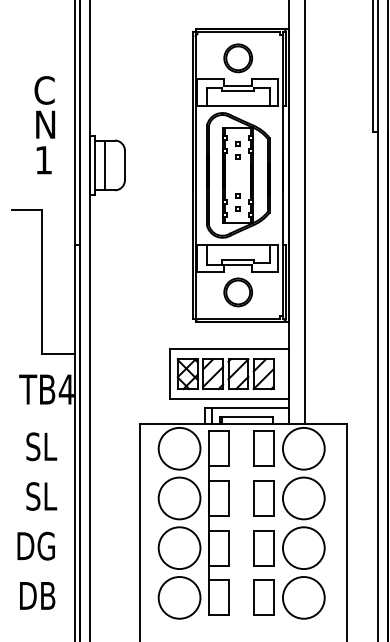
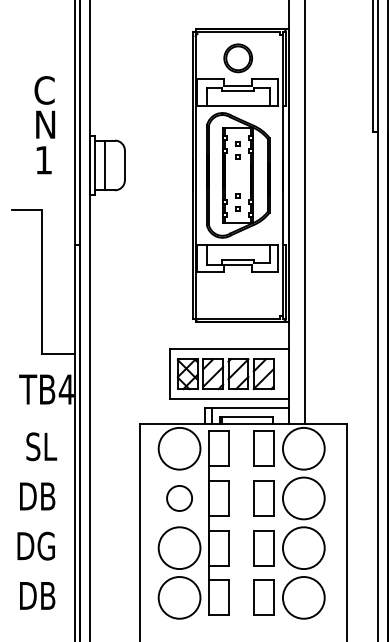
part: present -> none (237, 292)
text: SL -> DB (38, 496)
circle diameter: 42 px -> 25 px (179, 497)
